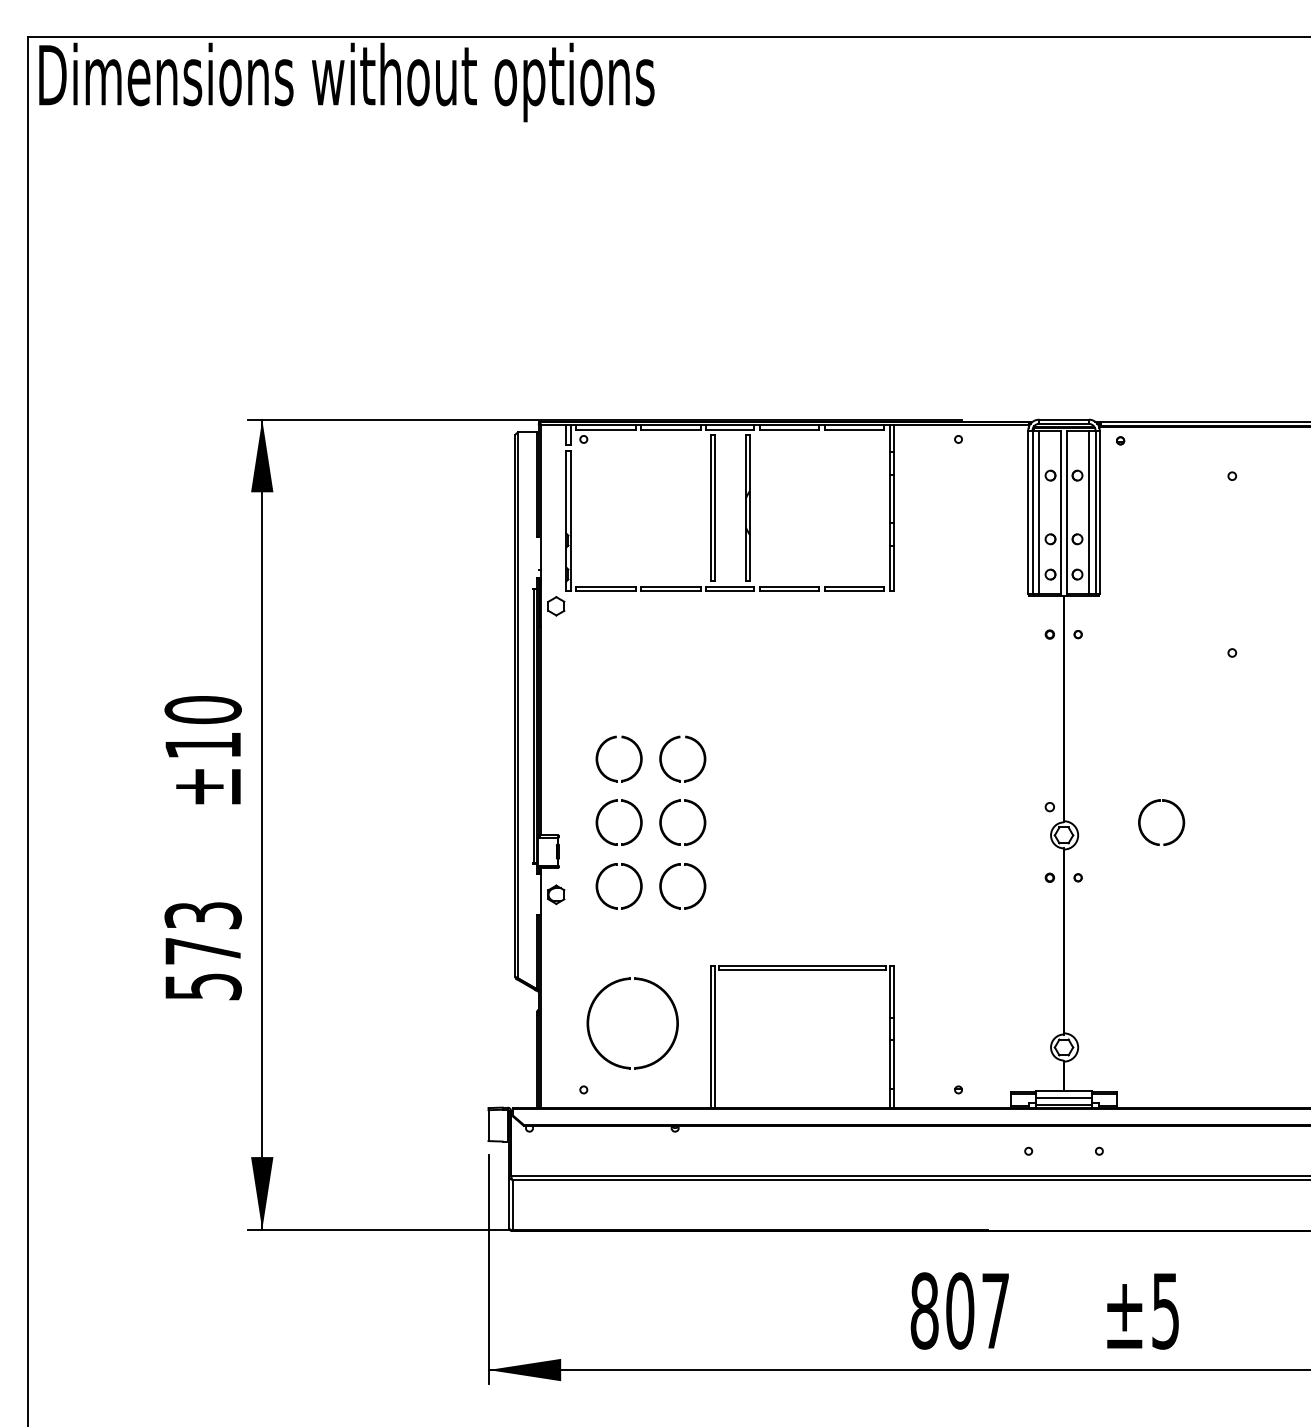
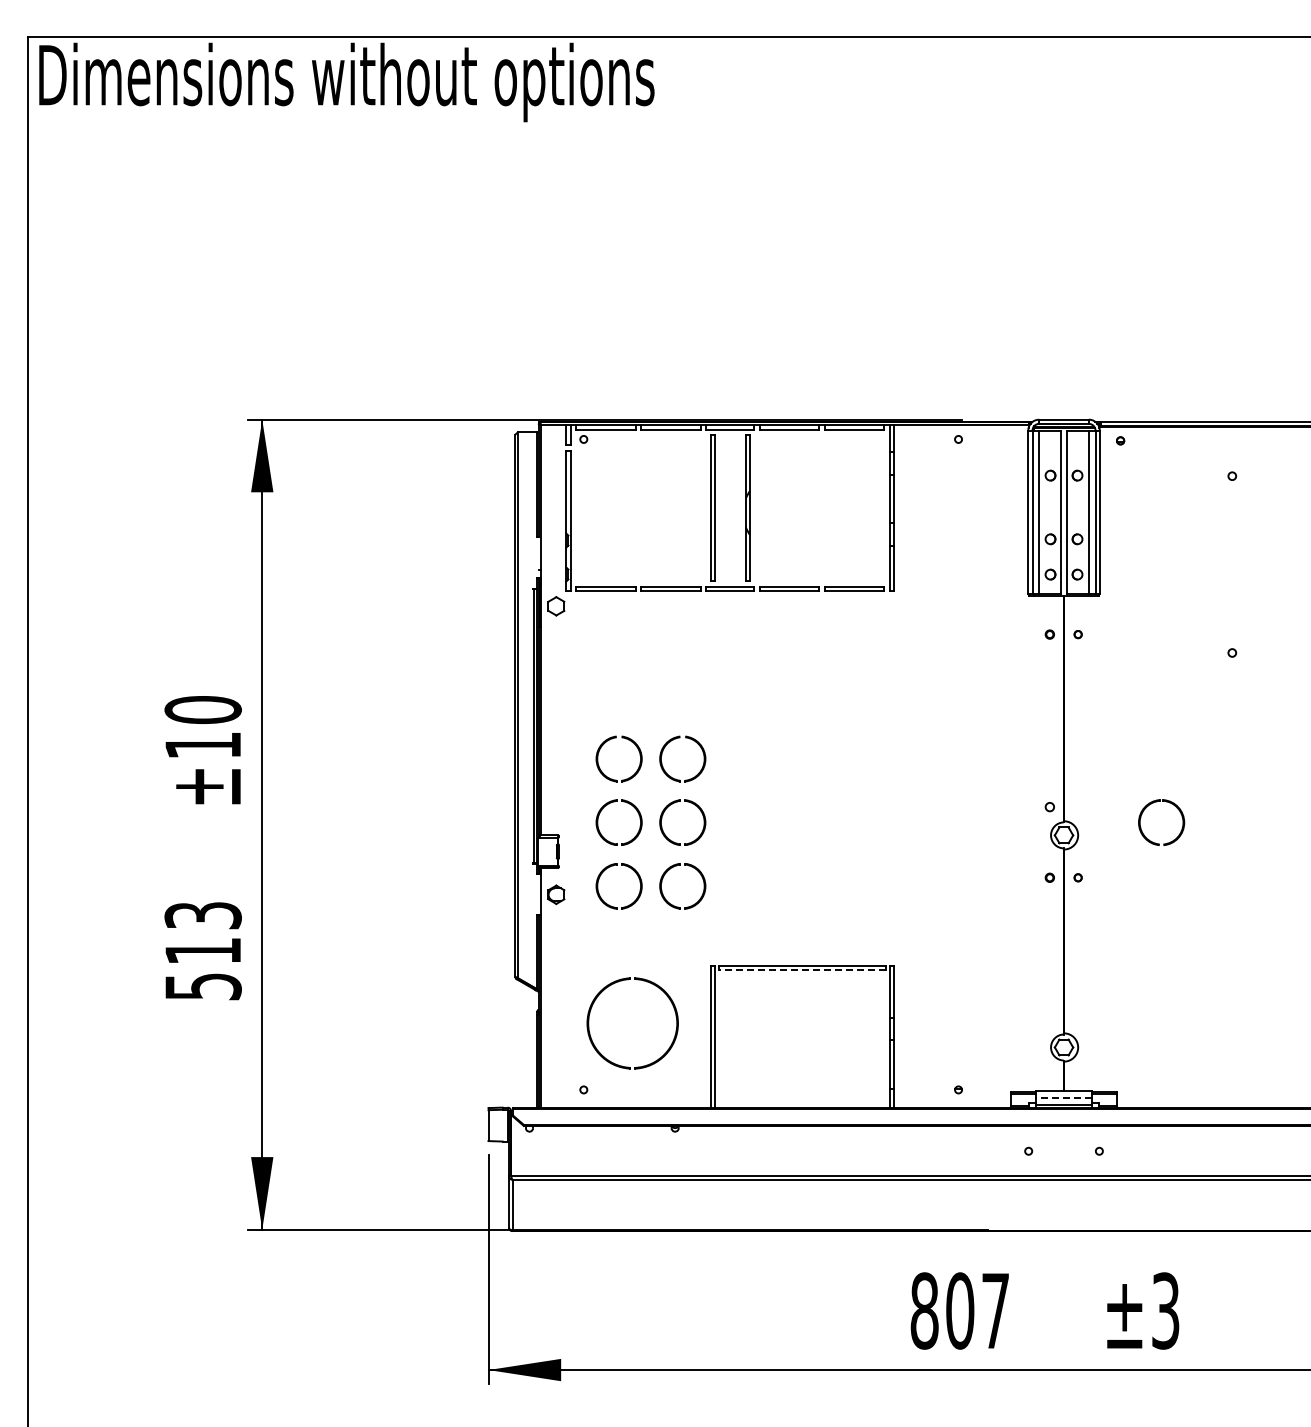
text: 573 -> 513 (202, 951)
line: solid -> dashed (801, 970)
line: solid -> dashed (1063, 1098)
text: ±5 -> ±3 (1165, 1310)
